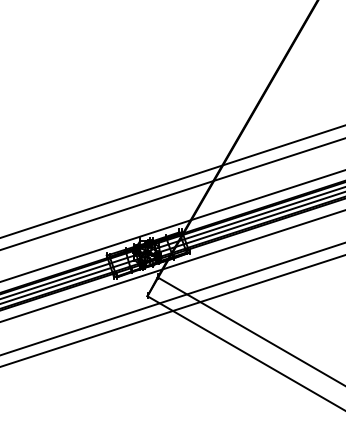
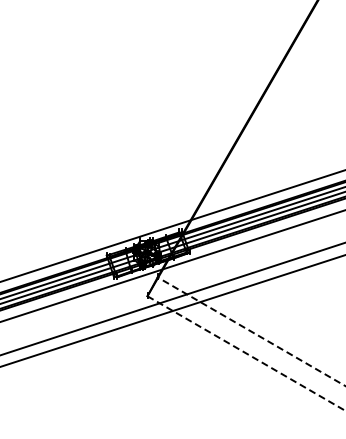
line: present -> none (172, 181)
line: present -> none (172, 194)
line: solid -> dashed (251, 331)
line: solid -> dashed (246, 353)
